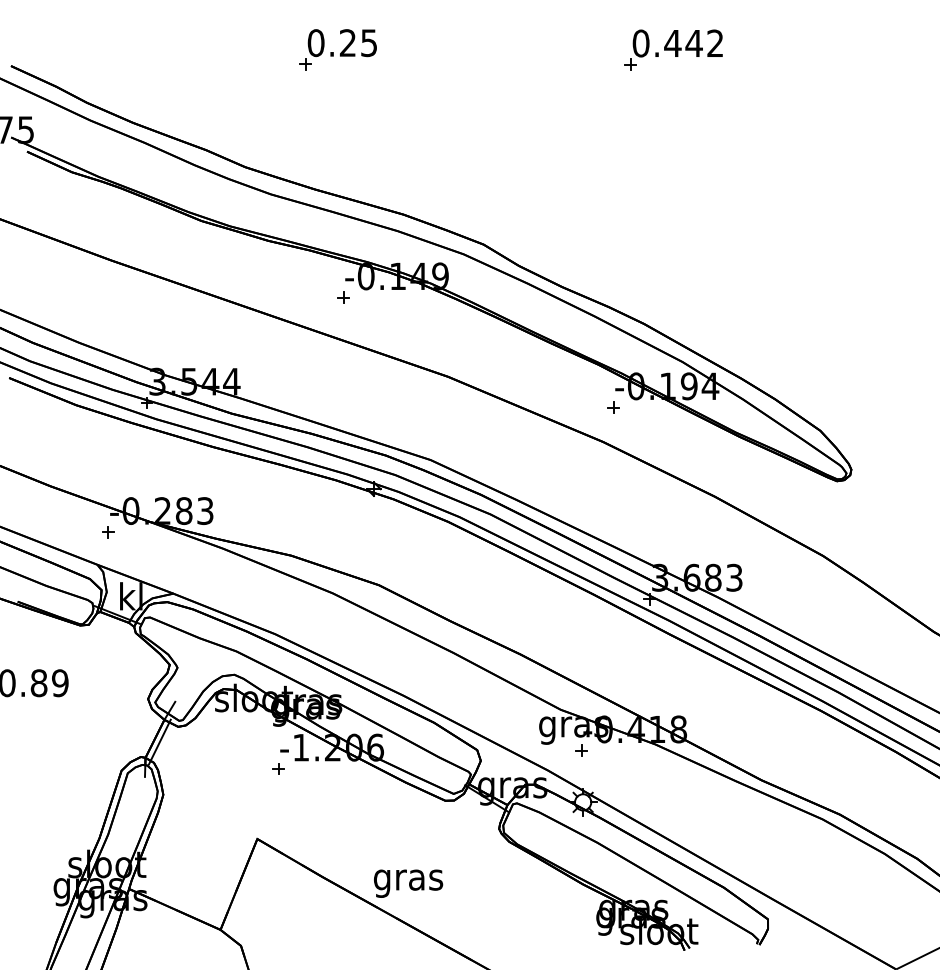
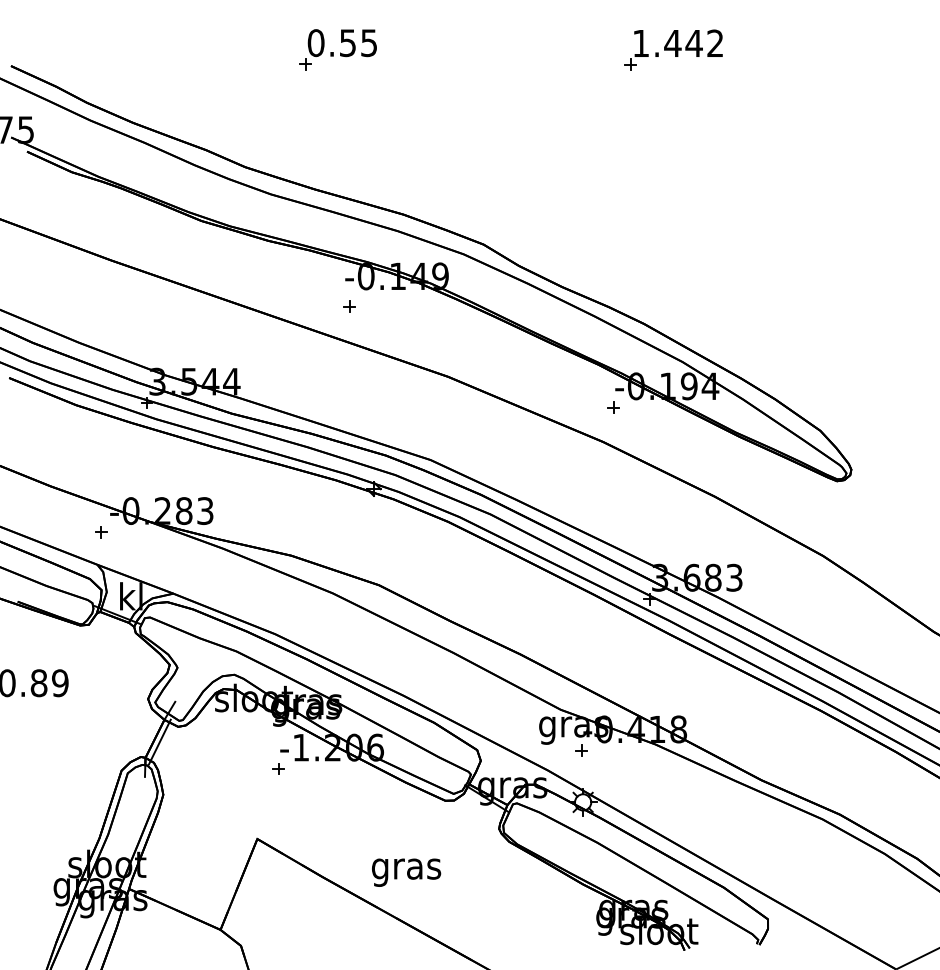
text: 0.25 -> 0.55 (347, 43)
text: 0.442 -> 1.442 (640, 43)
part position: (343, 297) -> (349, 306) (349, 306)
part position: (108, 532) -> (101, 532) (101, 532)
text position: (408, 883) -> (406, 872) (406, 872)
